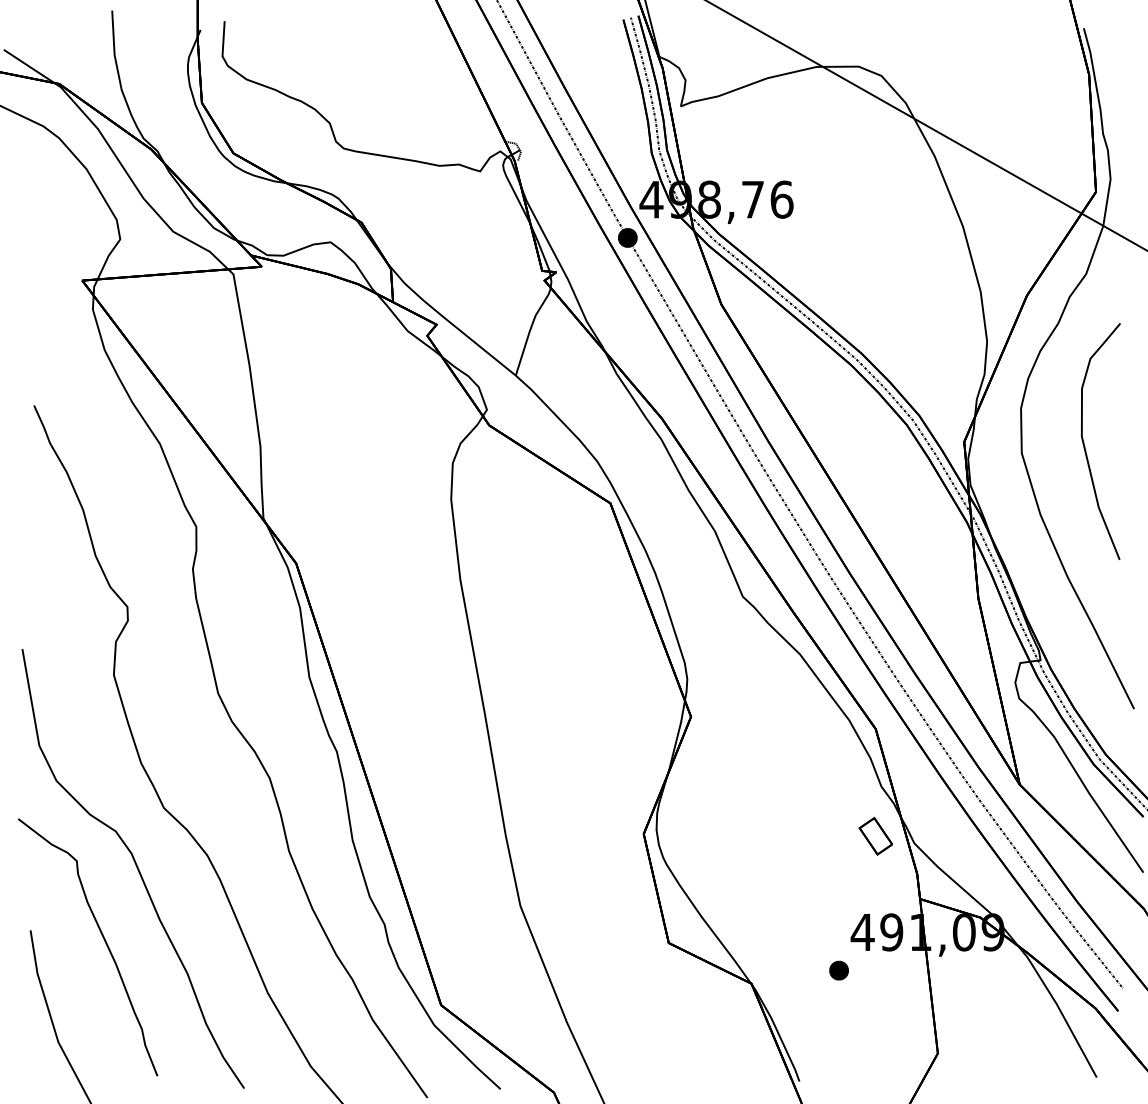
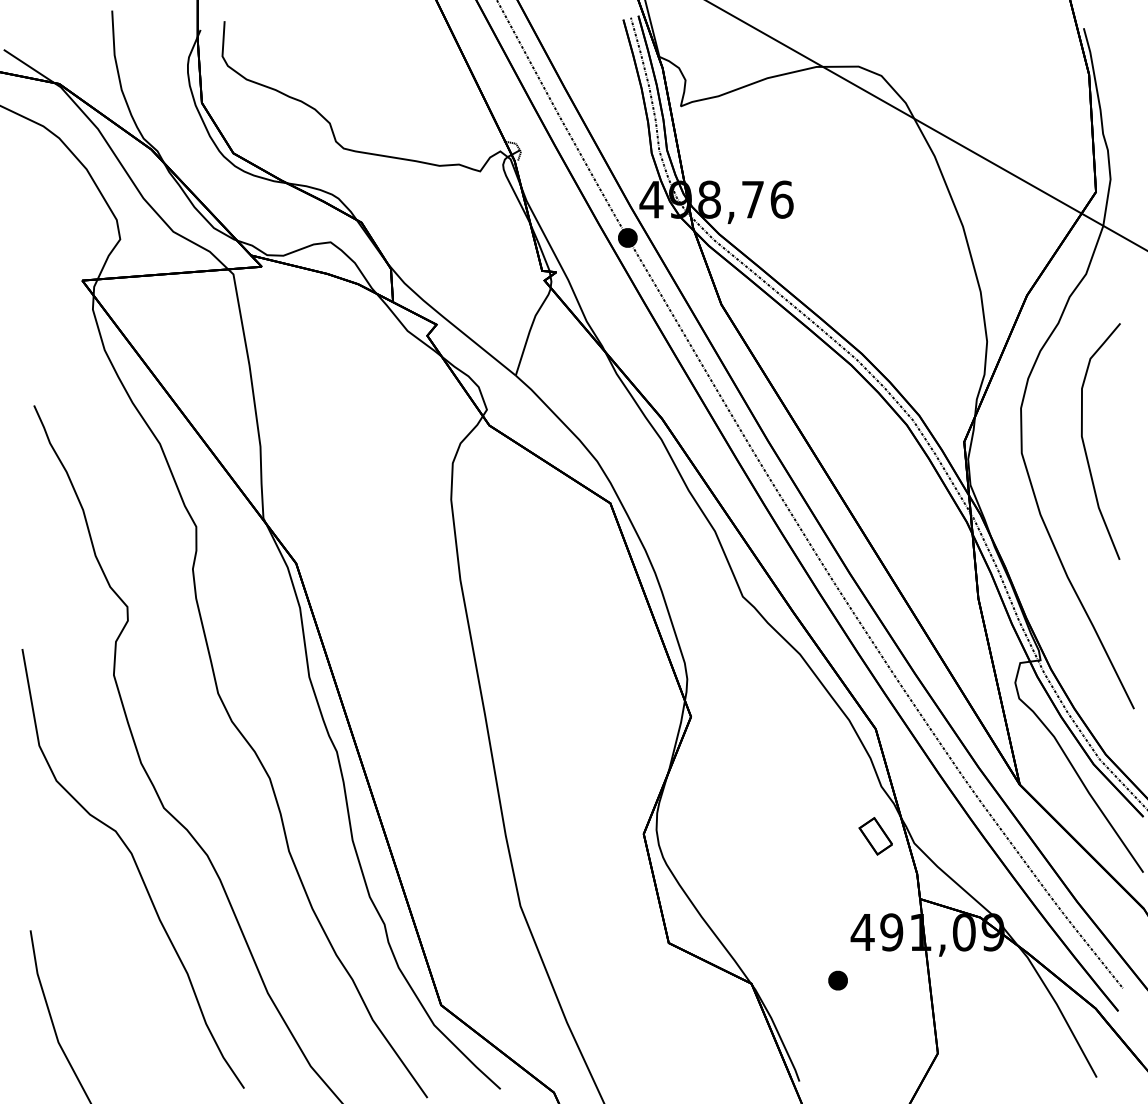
curve: present -> none (103, 939)
part position: (838, 970) -> (837, 980) (837, 980)
